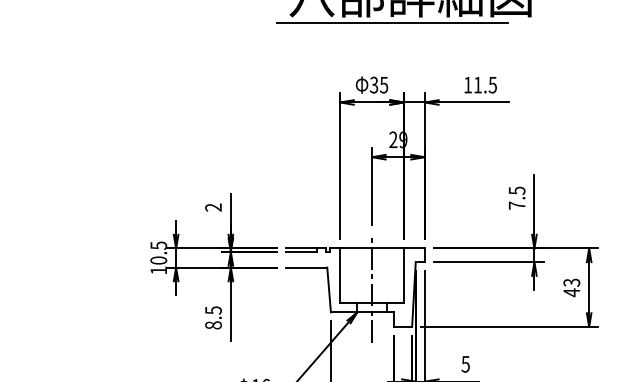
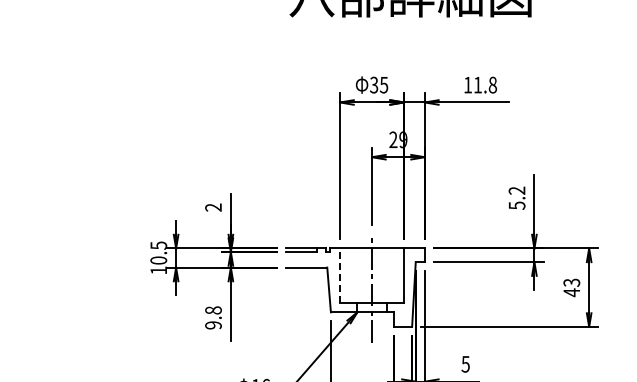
line: present -> none (391, 22)
text: 11.5 -> 11.8 (492, 84)
text: 7.5 -> 5.2 (516, 197)
line: solid -> dashed (340, 275)
text: 8.5 -> 9.8 (213, 317)
